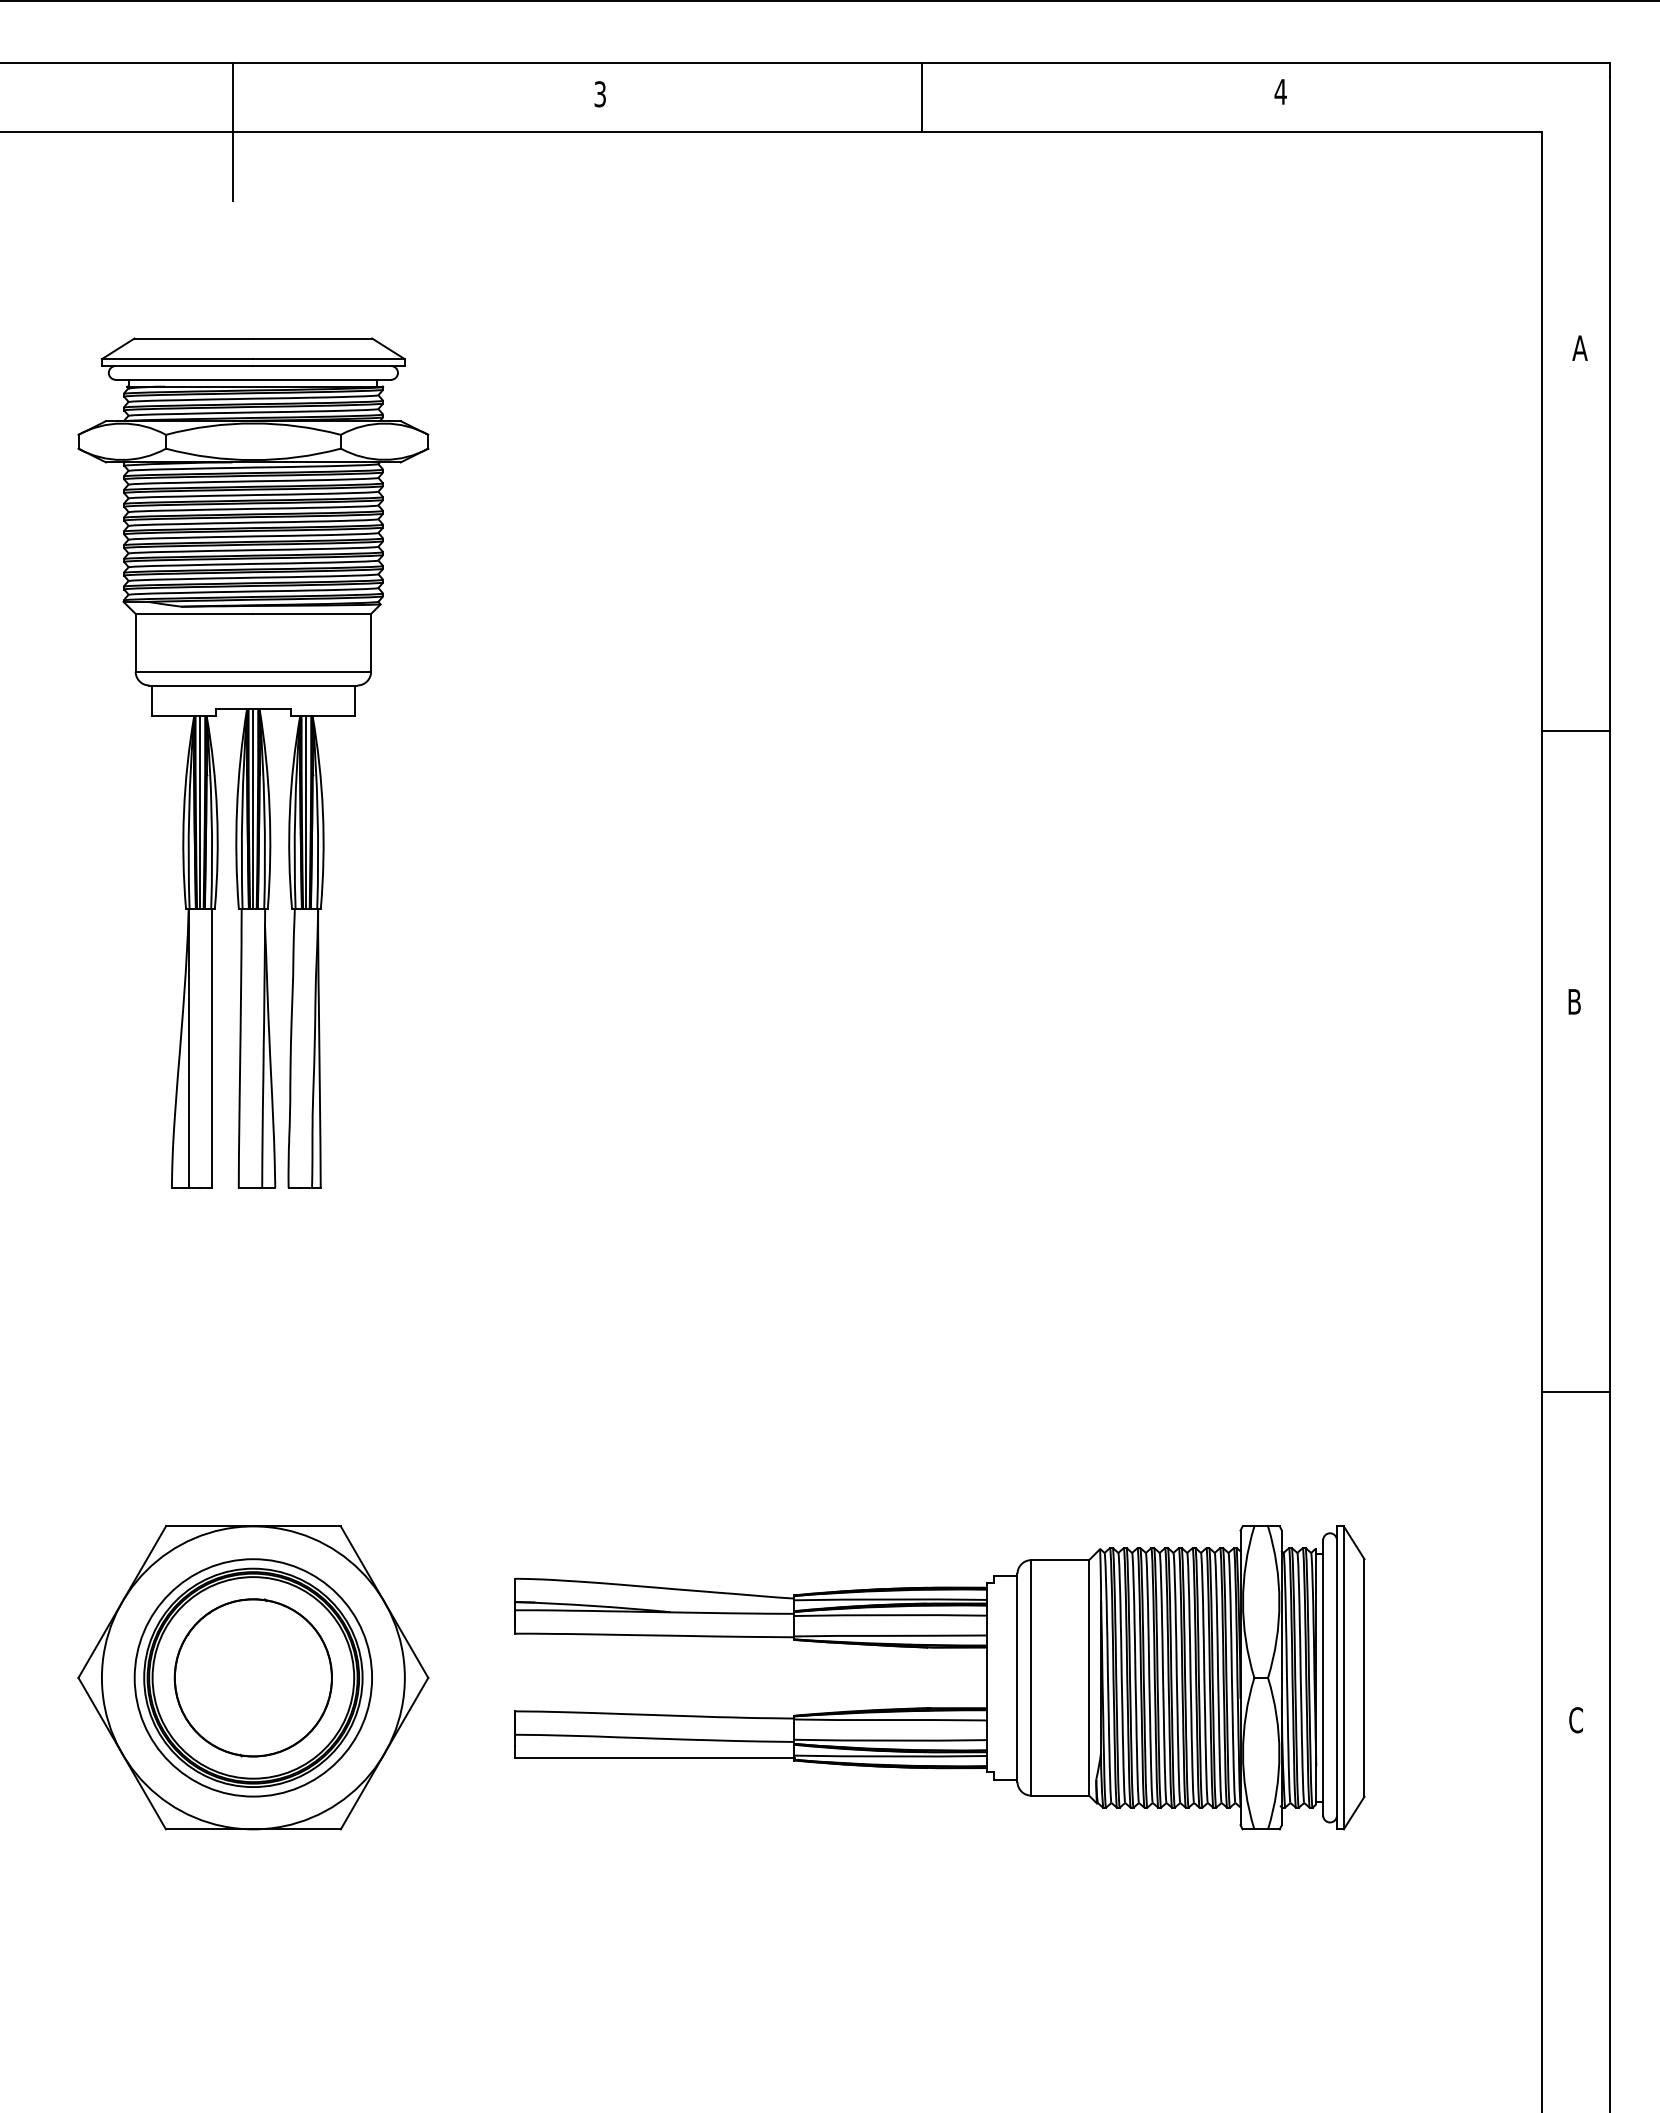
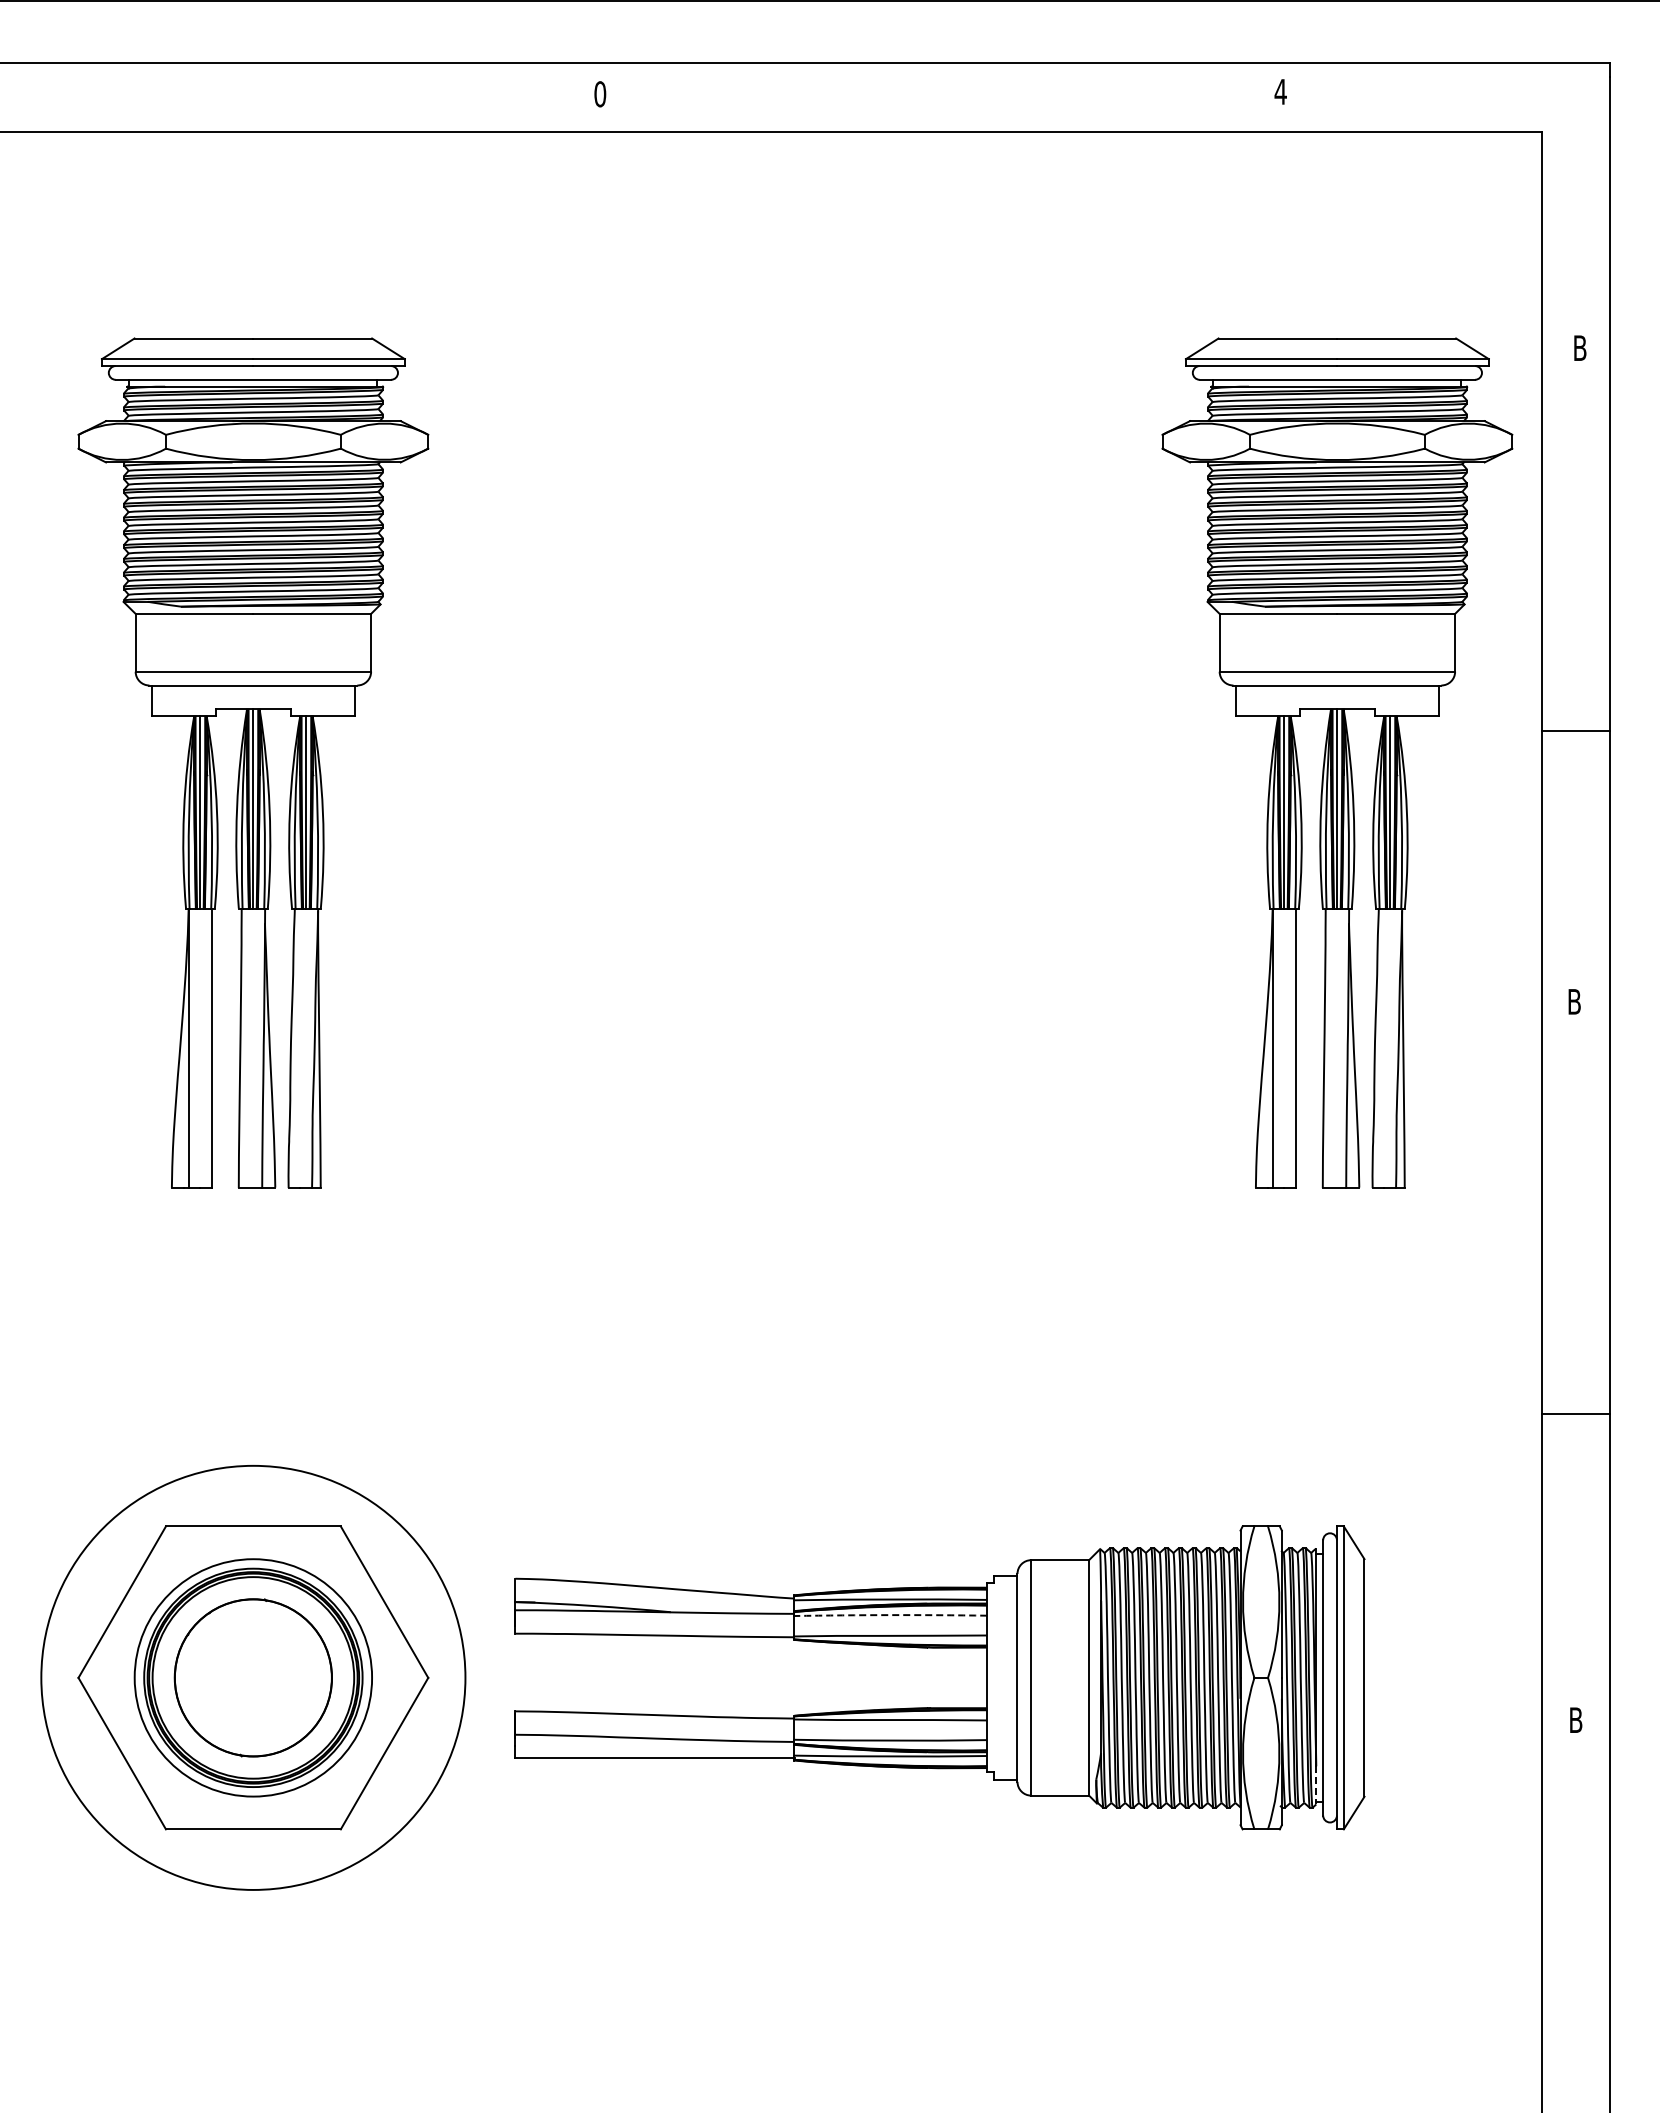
text: 3 -> 0 (600, 94)
line: present -> none (921, 97)
line: present -> none (233, 132)
text: A -> B (1579, 347)
part: none -> present (1337, 762)
line position: (1575, 1392) -> (1575, 1414) (1575, 1414)
arc: solid -> dashed (890, 1615)
circle diameter: 303 px -> 424 px (253, 1677)
text: C -> B (1575, 1720)
line: solid -> dashed (1316, 1785)
